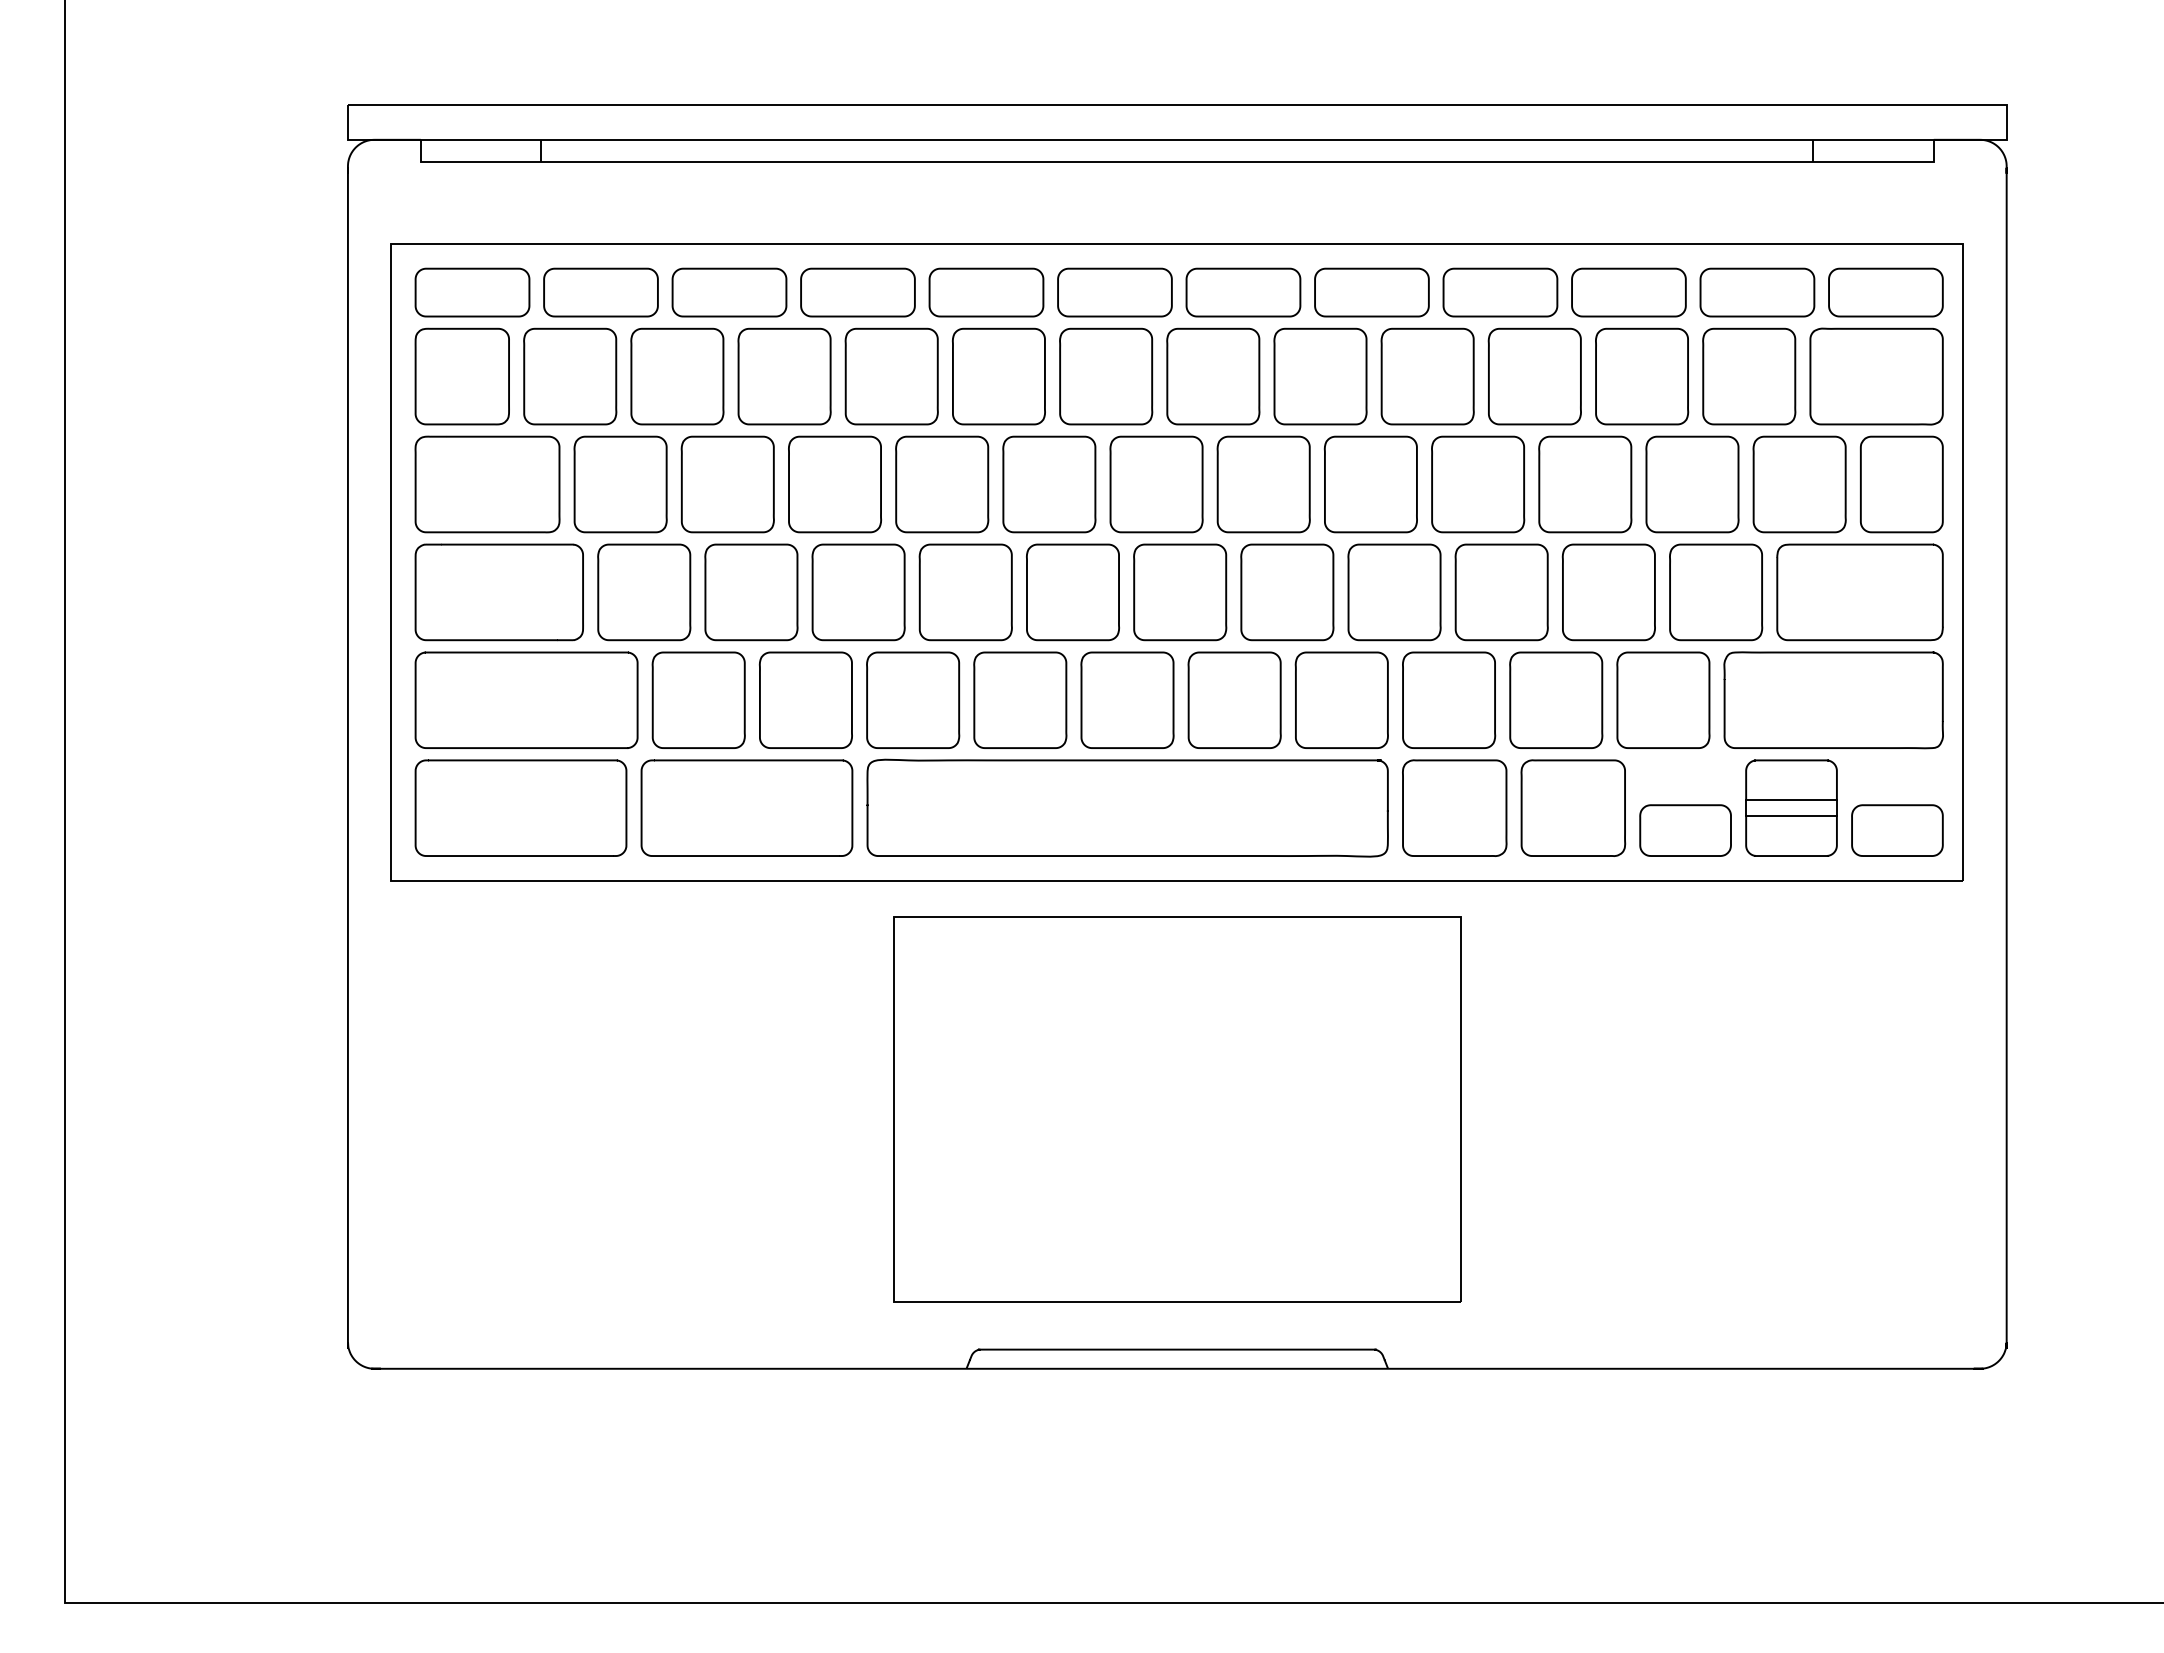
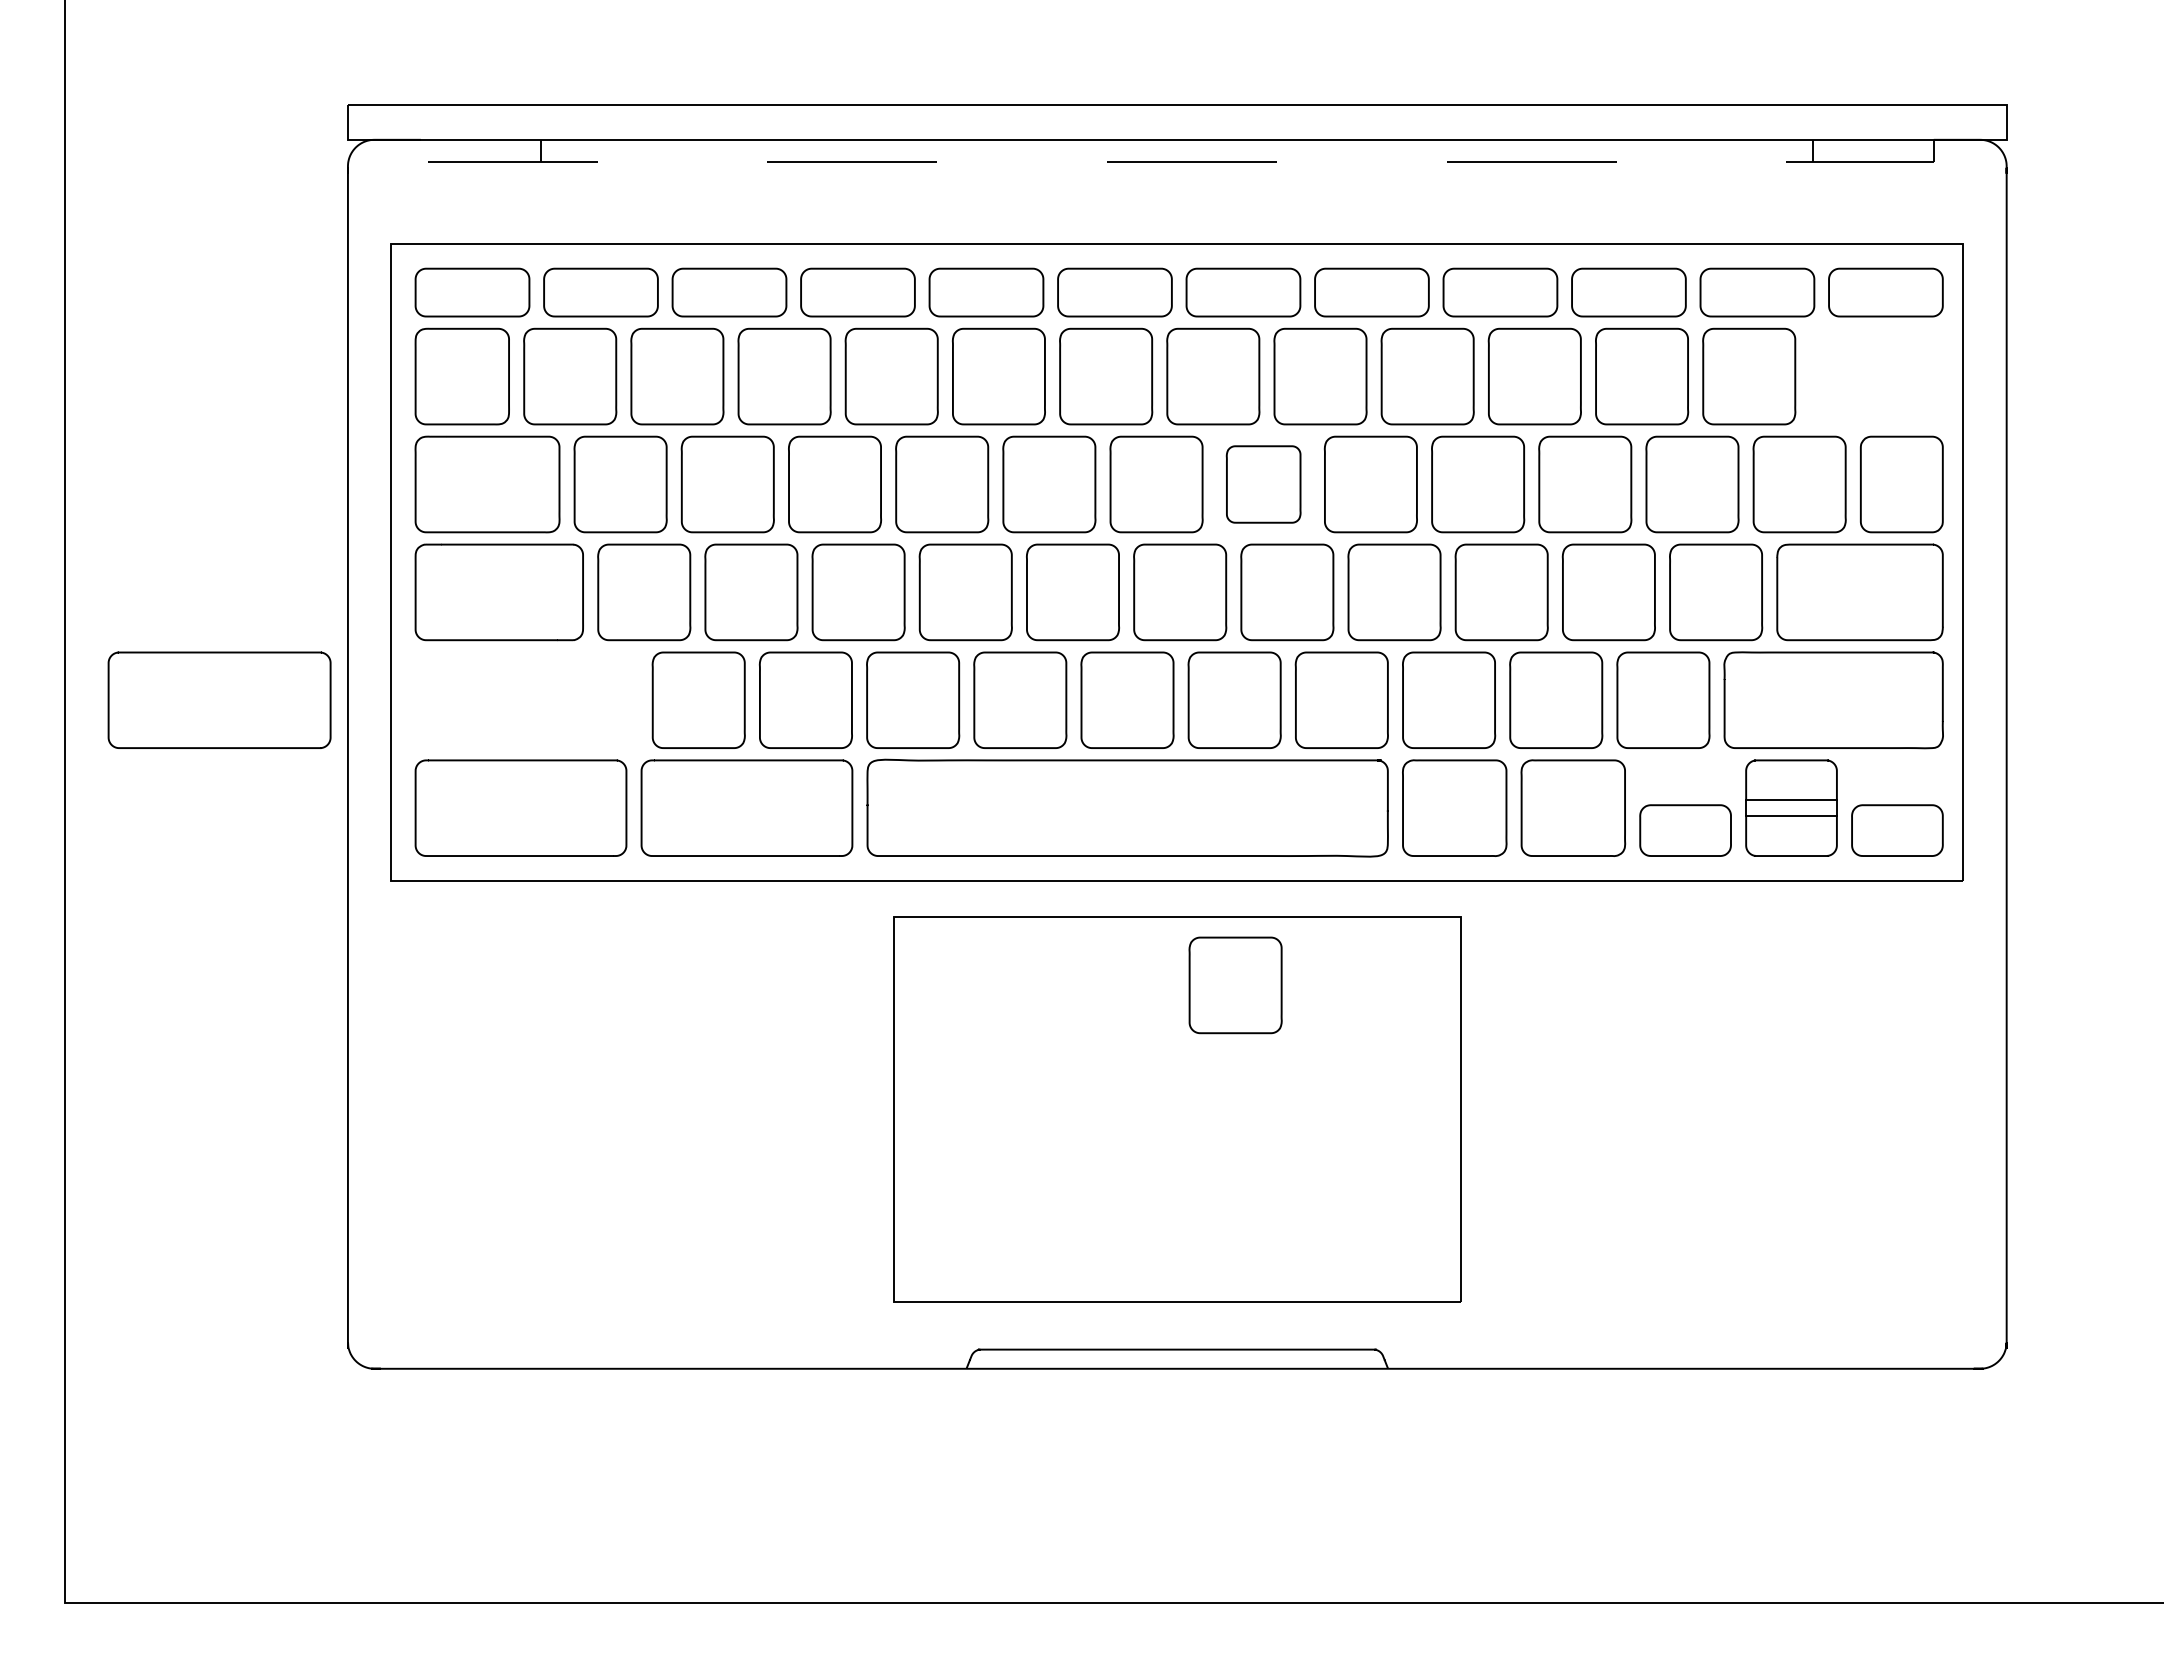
line: solid -> dashed (1176, 162)
part: present -> none (1876, 376)
part size: 95x99 px -> 77x79 px (1263, 484)
part position: (526, 699) -> (219, 699) (219, 699)
part: none -> present (1235, 985)
